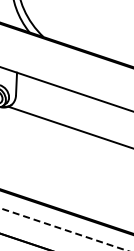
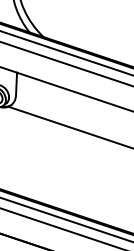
line: none -> present (66, 52)
line: none -> present (66, 63)
line: none -> present (66, 219)
line: dashed -> solid (64, 229)
